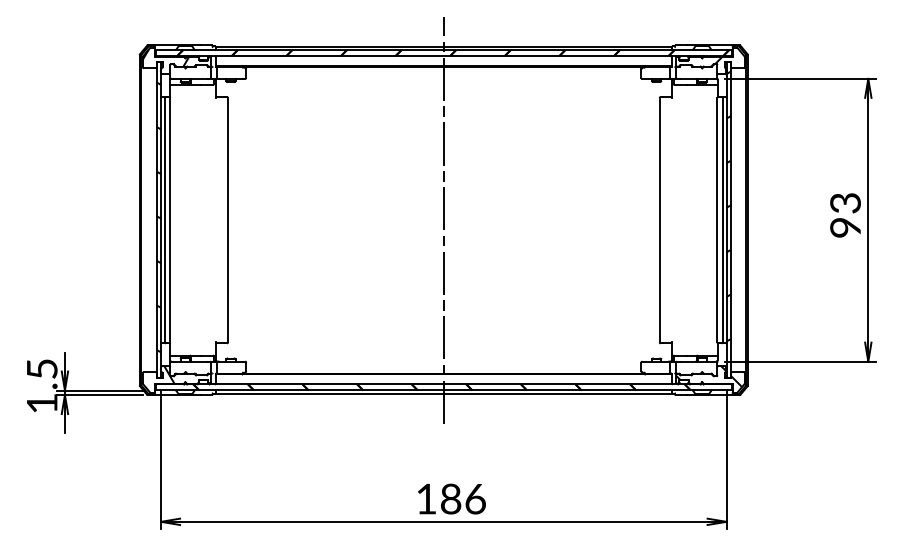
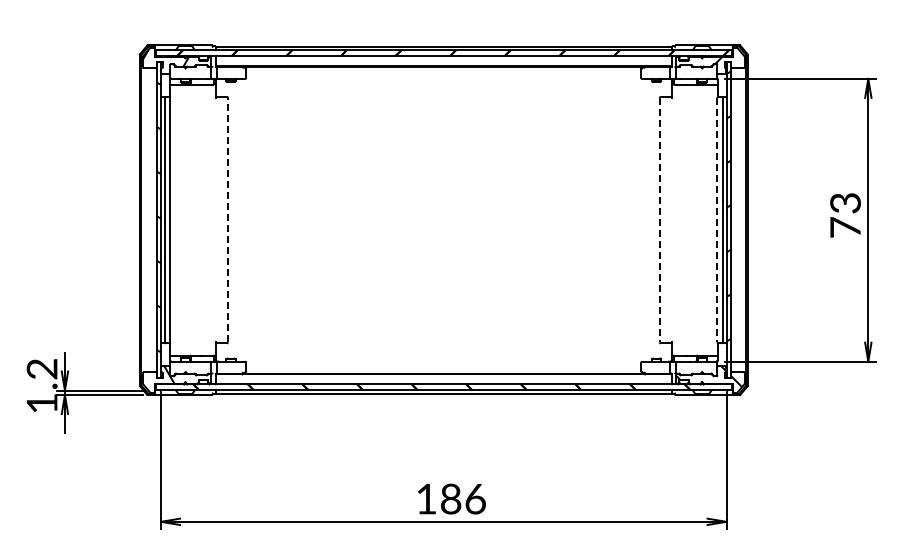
line: solid -> dashed (227, 219)
line: present -> none (443, 219)
line: solid -> dashed (659, 220)
line: solid -> dashed (717, 220)
text: 93 -> 73 (845, 227)
text: 1.5 -> 1.2 (41, 369)
